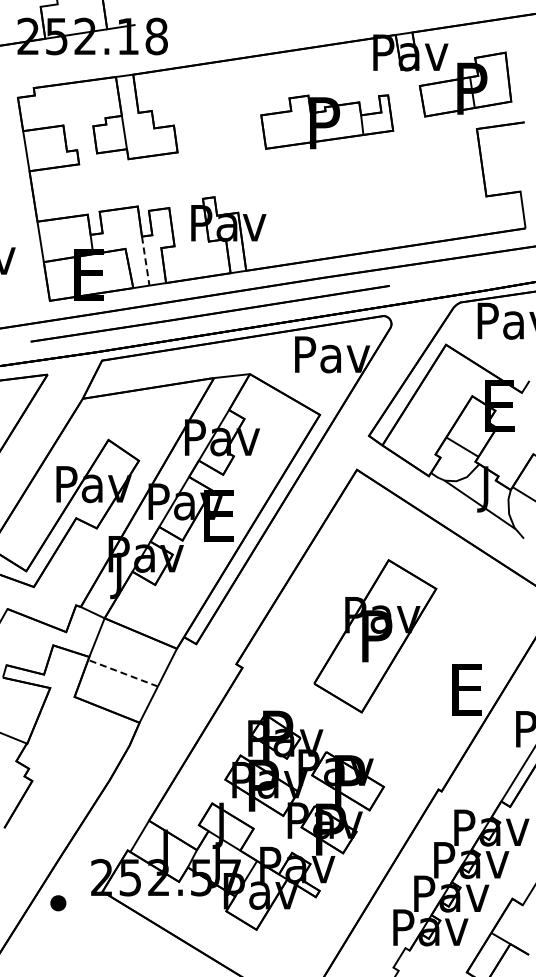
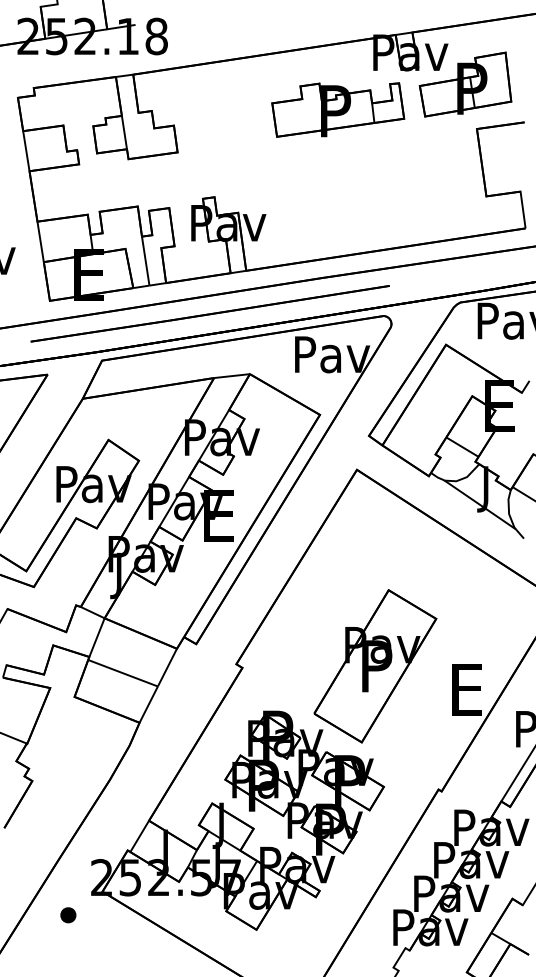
part position: (327, 121) -> (338, 109) (338, 109)
line: dashed -> solid (145, 261)
part position: (375, 636) -> (375, 666) (375, 666)
line: dashed -> solid (122, 673)
part position: (58, 903) -> (68, 915) (68, 915)
